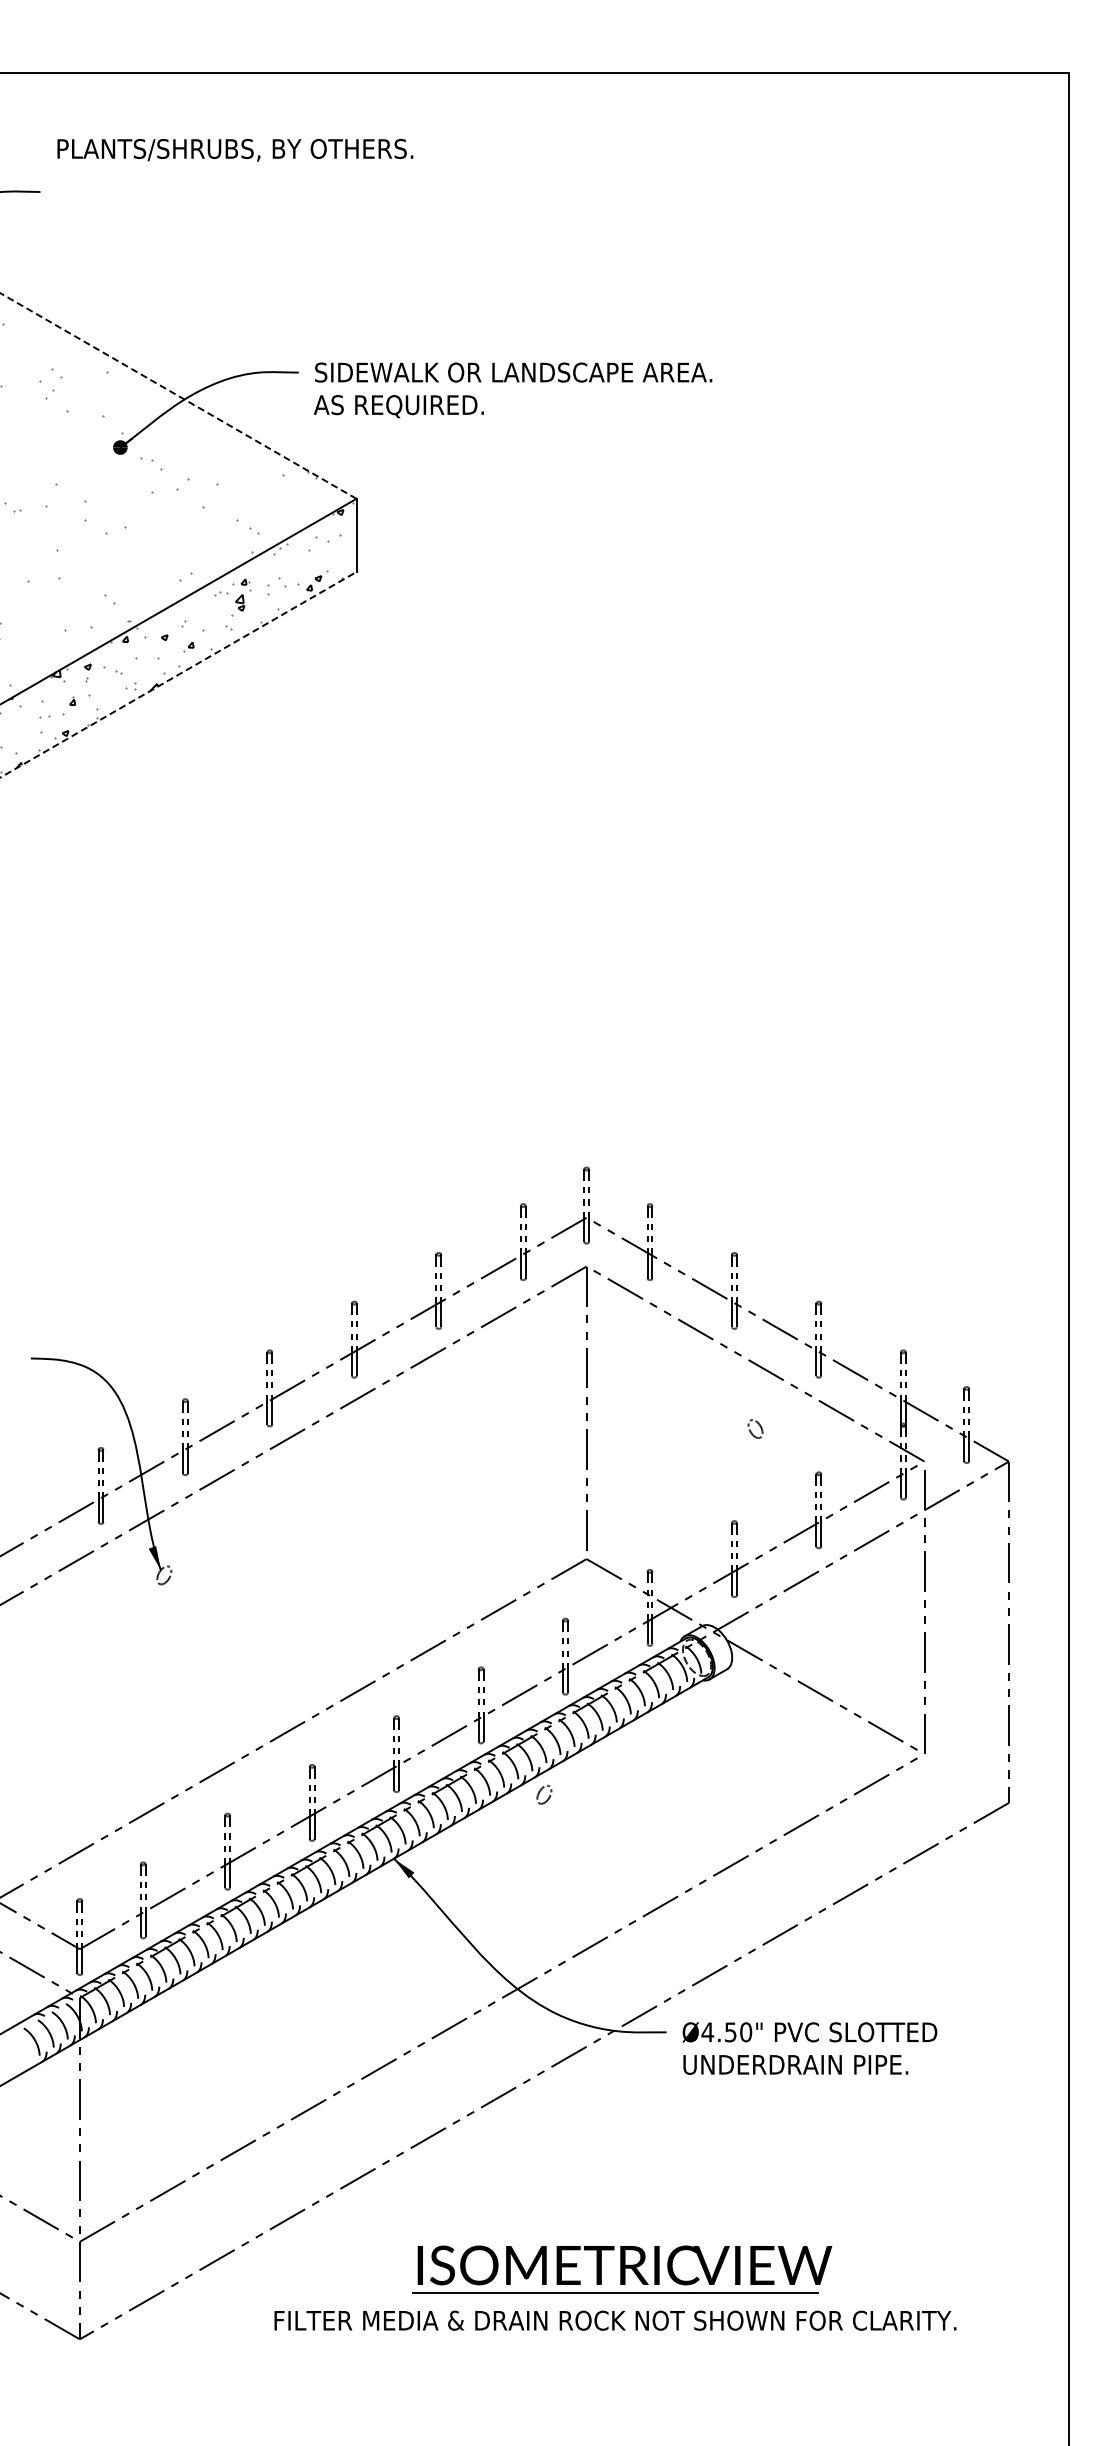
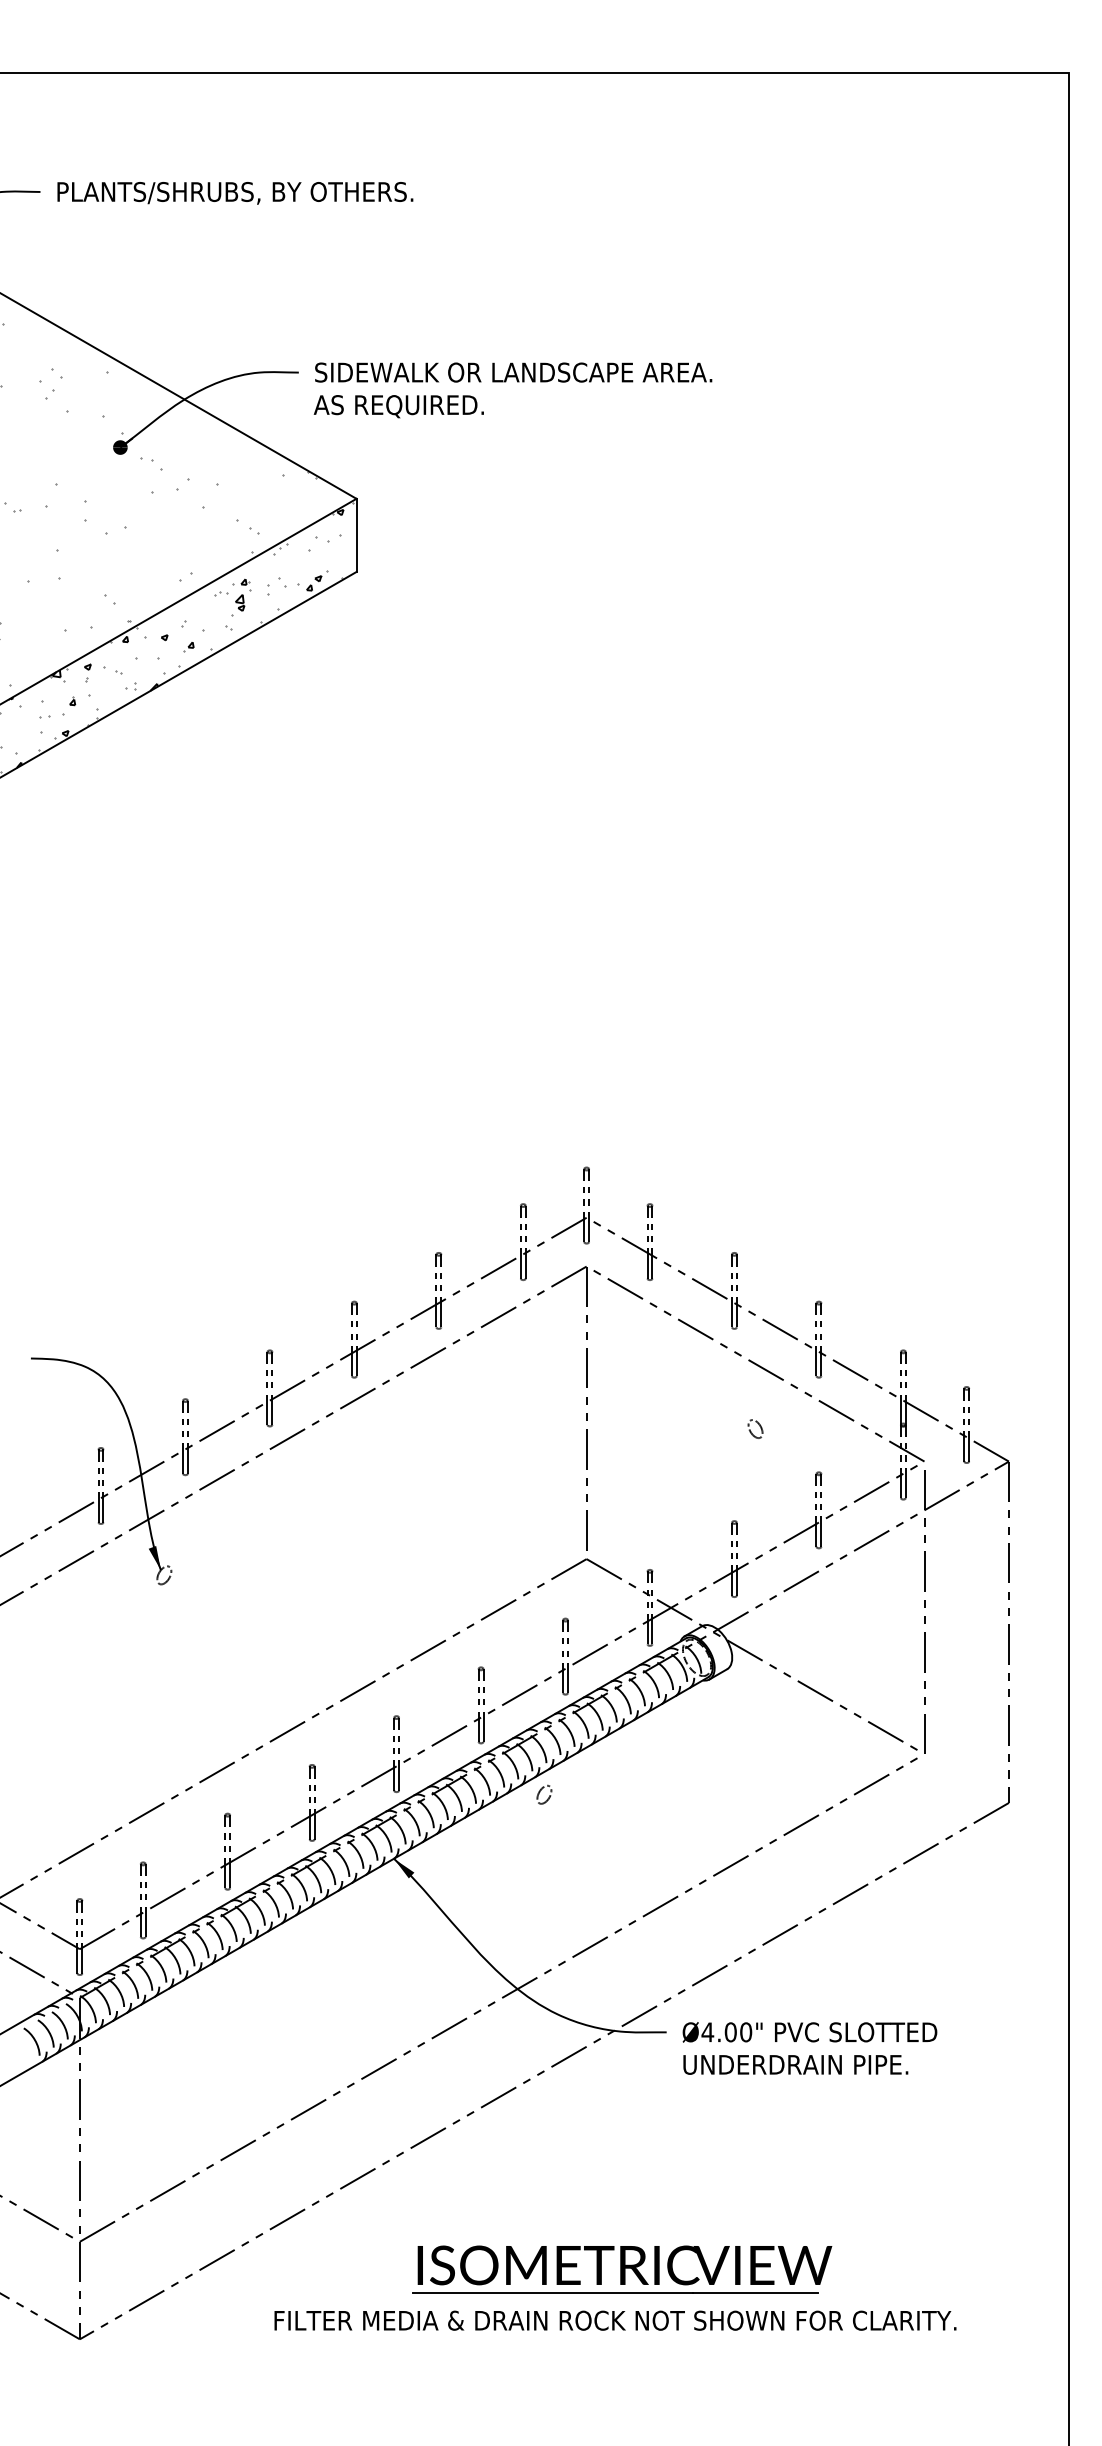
text position: (235, 150) -> (235, 193) (235, 193)
line: dashed -> solid (178, 395)
line: dashed -> solid (179, 674)
text: Ø4.50" -> Ø4.00" (730, 2032)
